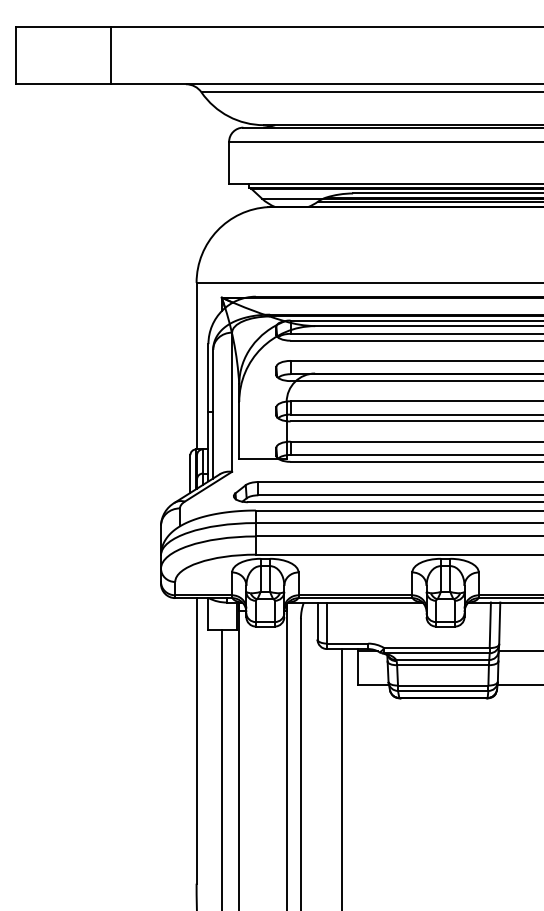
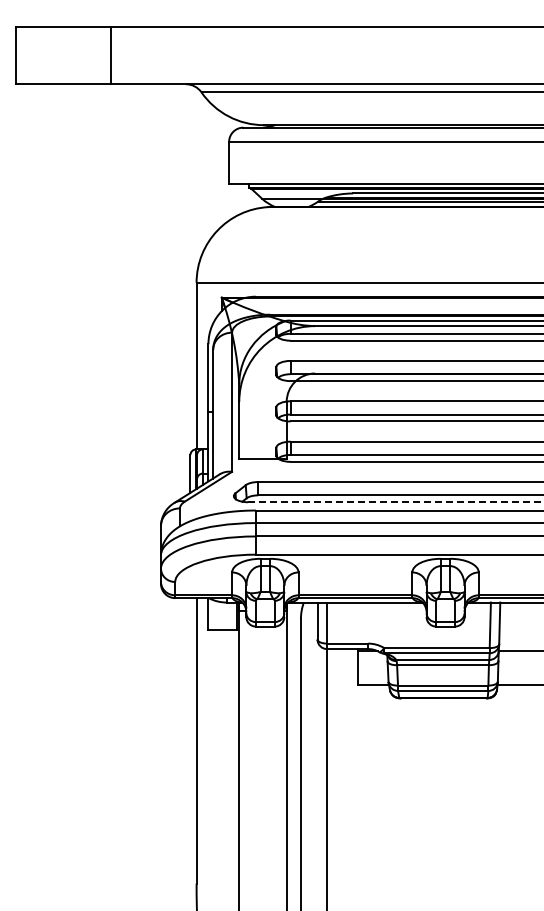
line: solid -> dashed (396, 502)
line: present -> none (221, 768)
line position: (341, 778) -> (326, 778) (326, 778)
